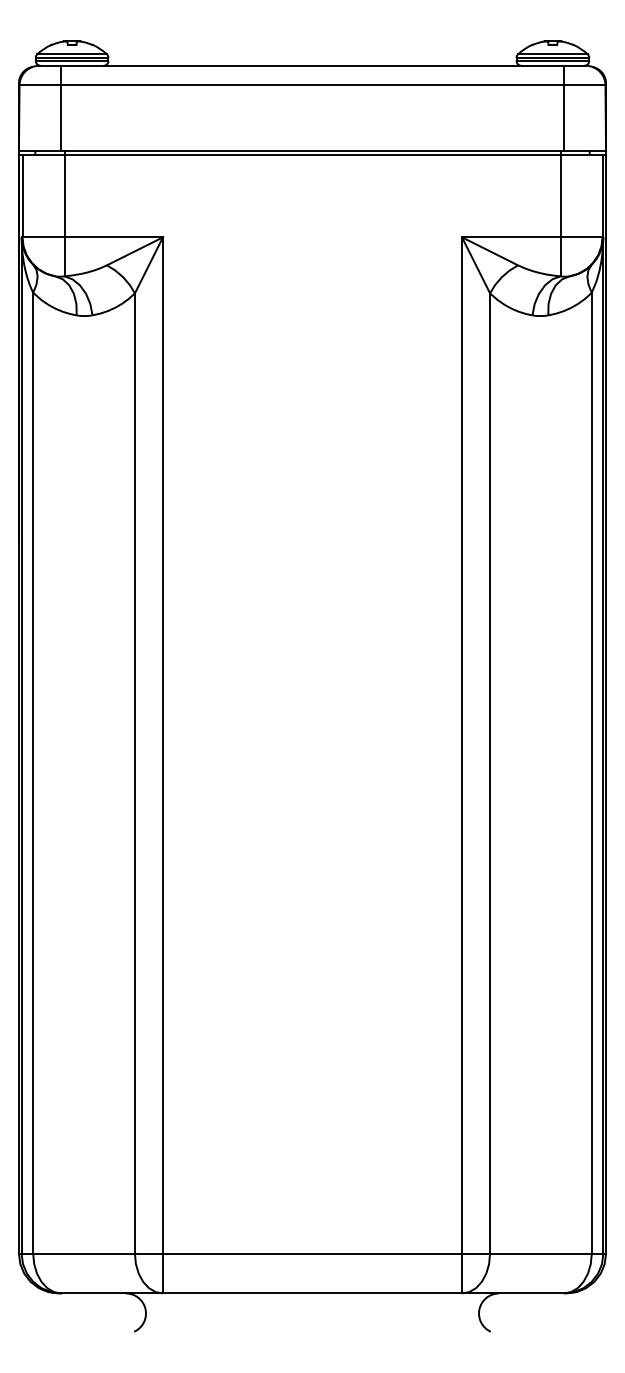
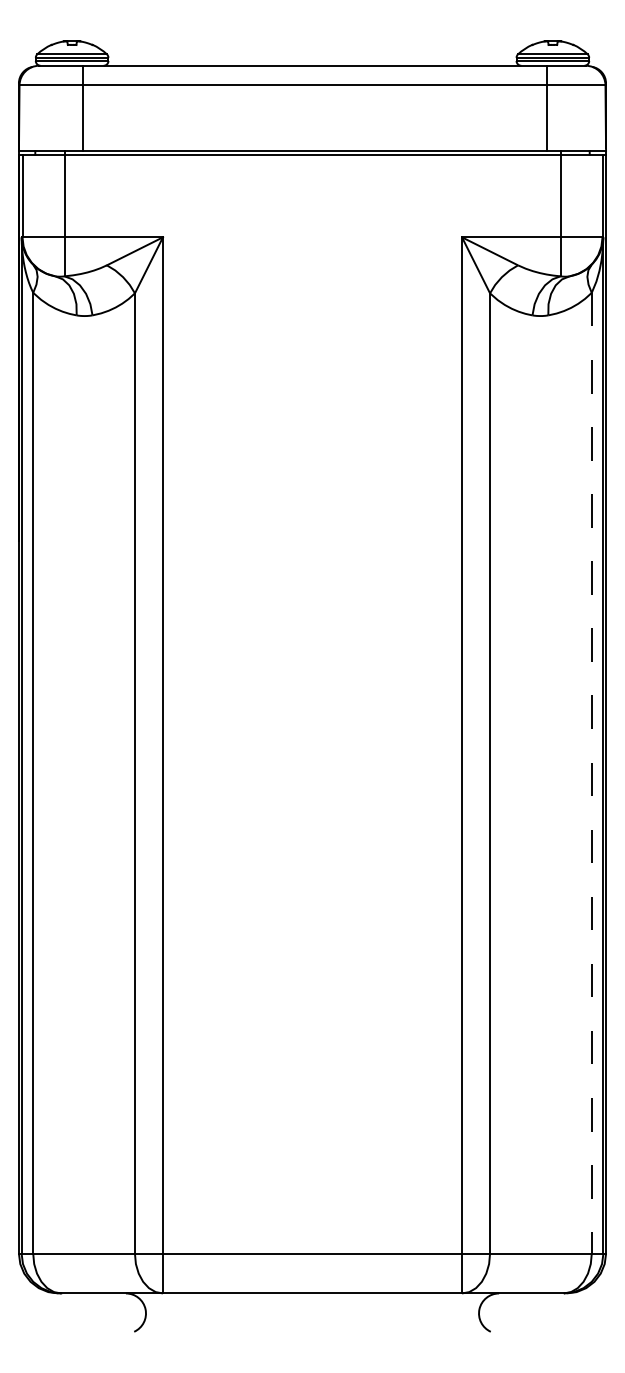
line position: (60, 108) -> (82, 108) (82, 108)
line position: (564, 108) -> (547, 108) (547, 108)
line: solid -> dashed (591, 773)
